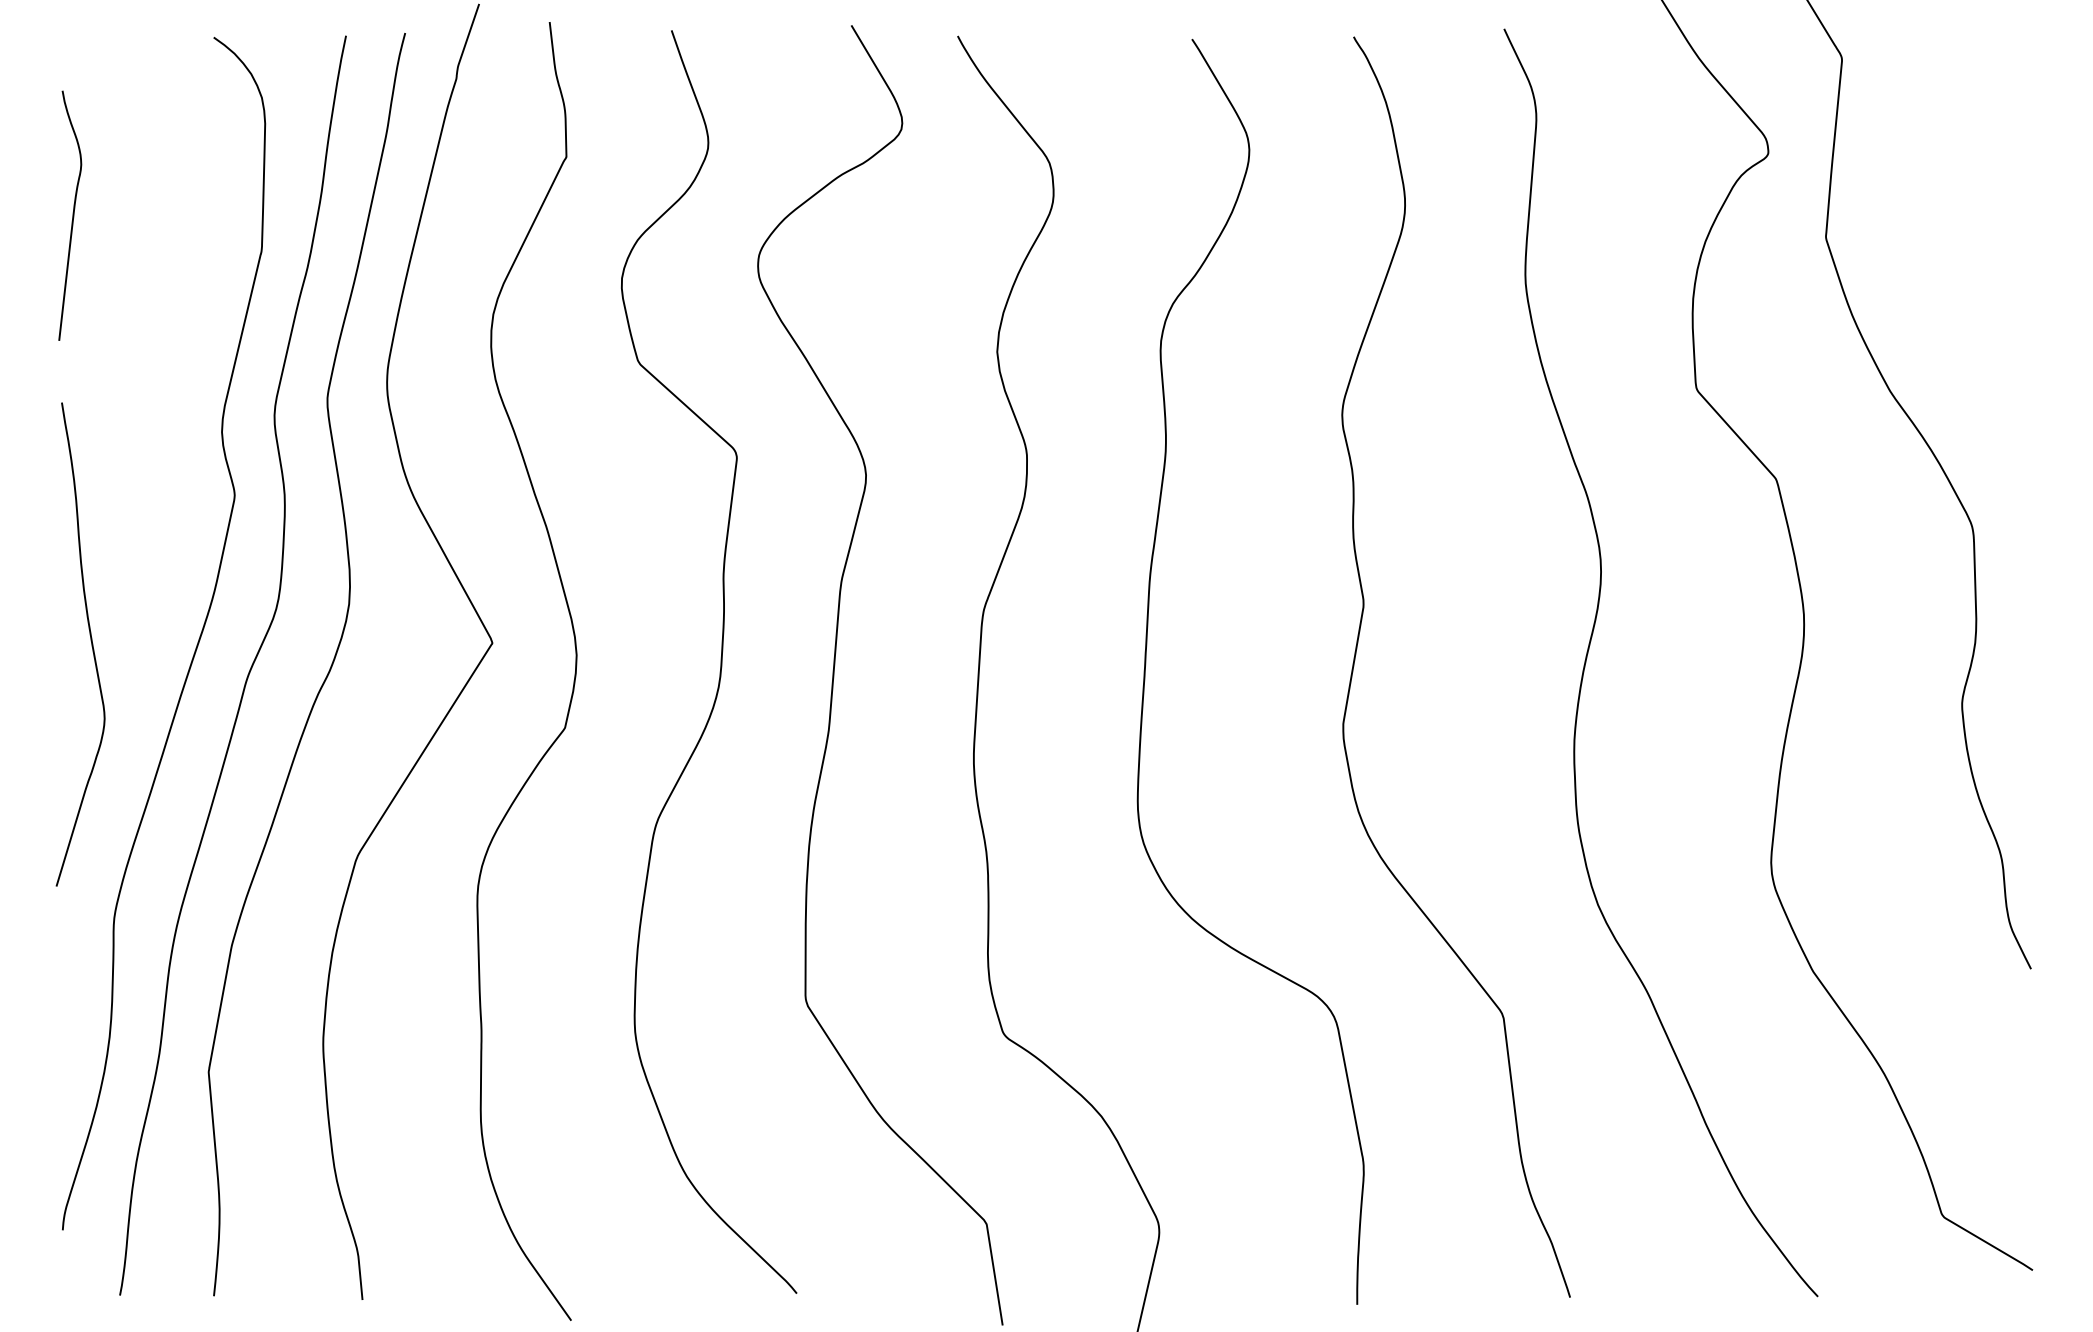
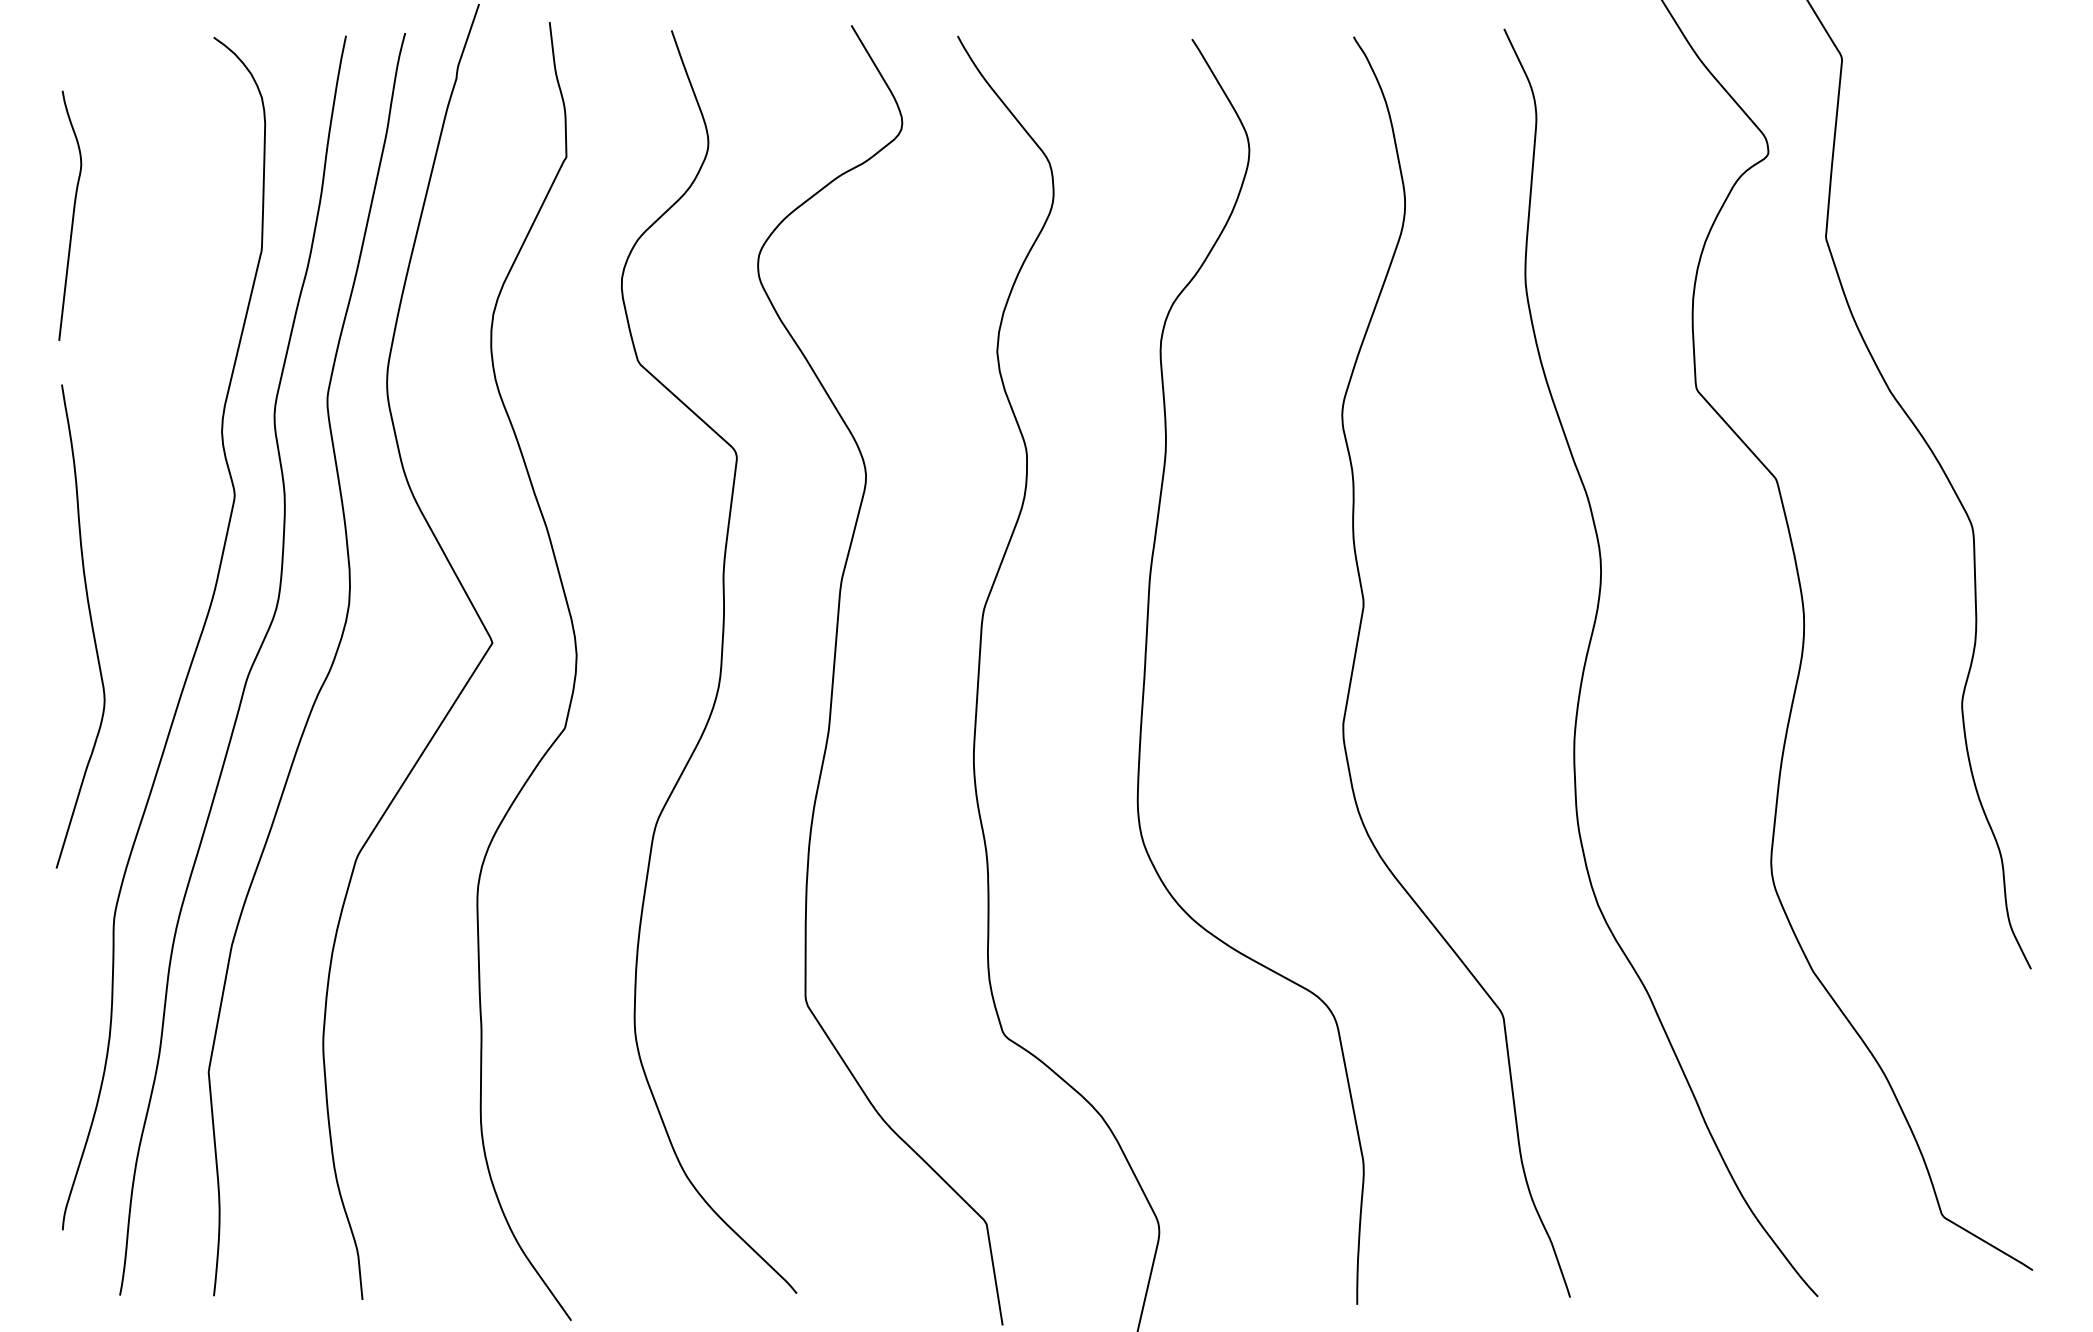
curve position: (90, 641) -> (90, 623) (90, 623)
